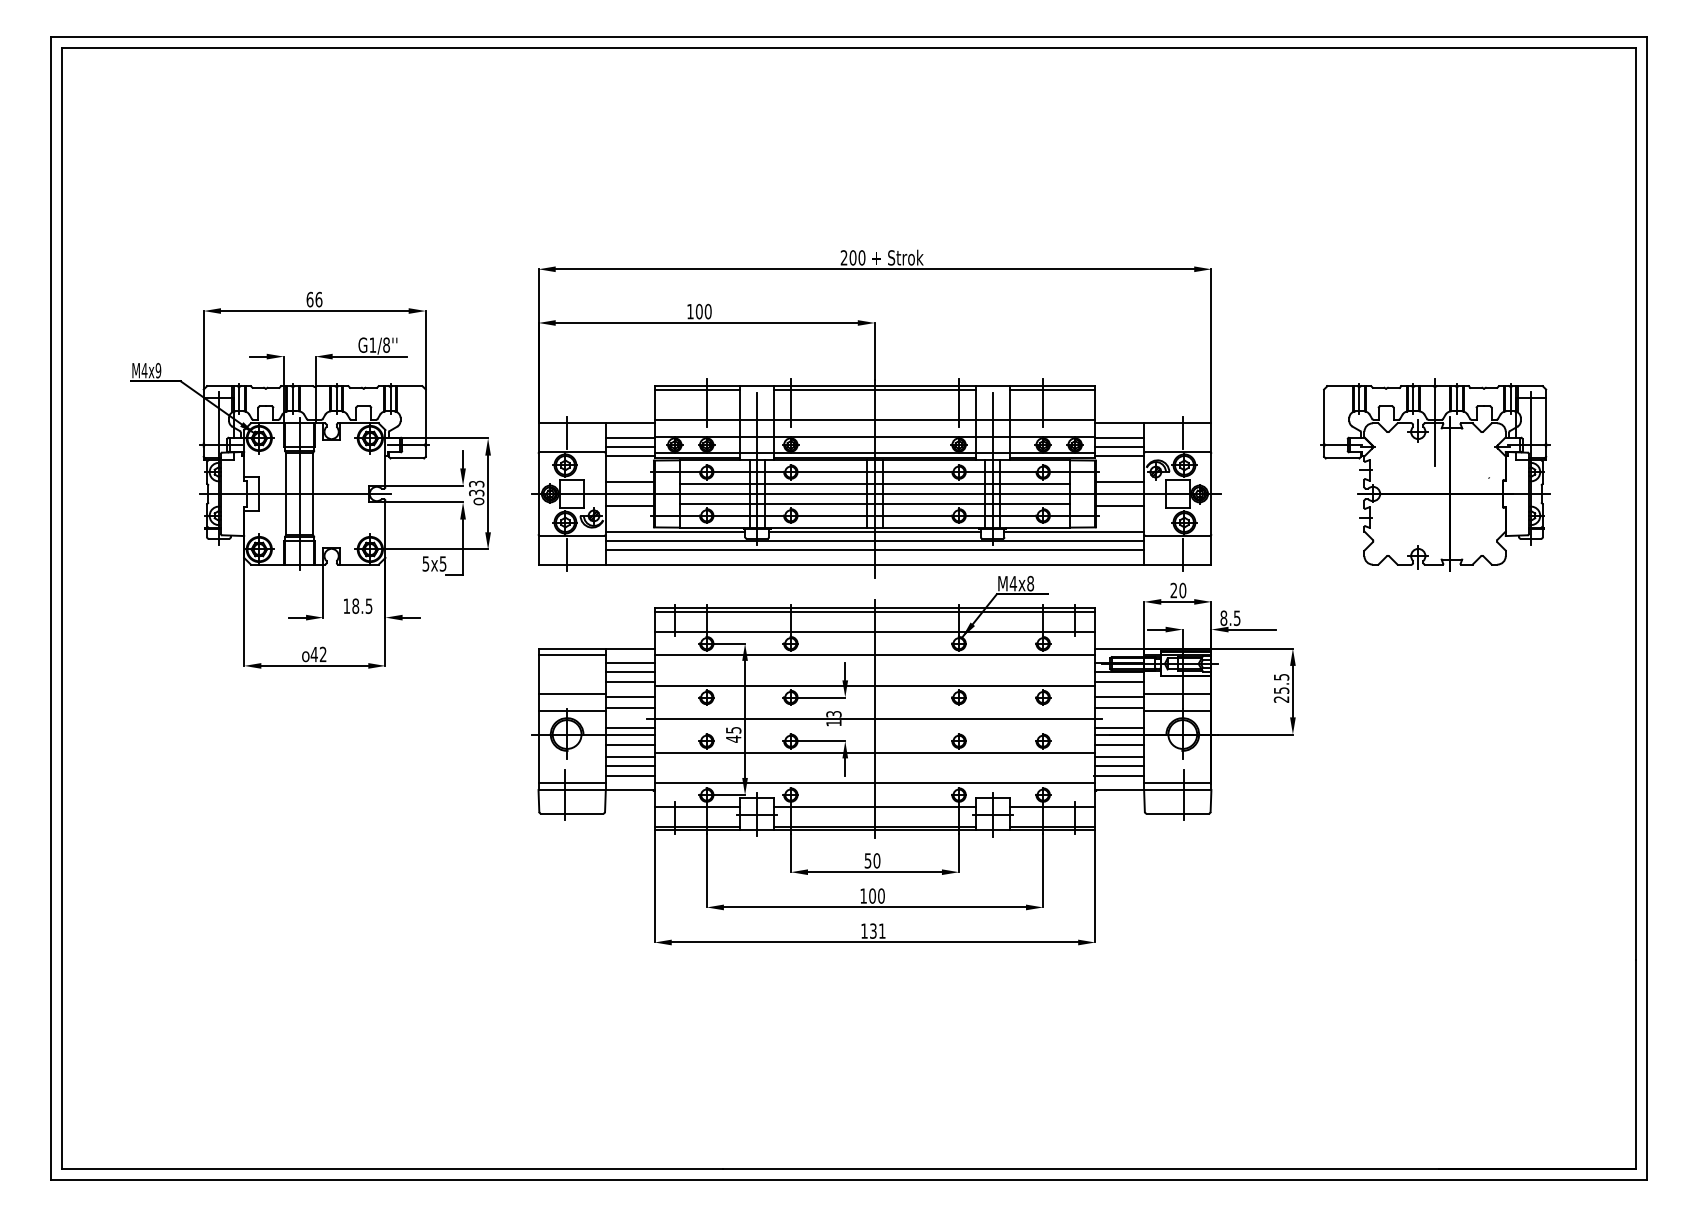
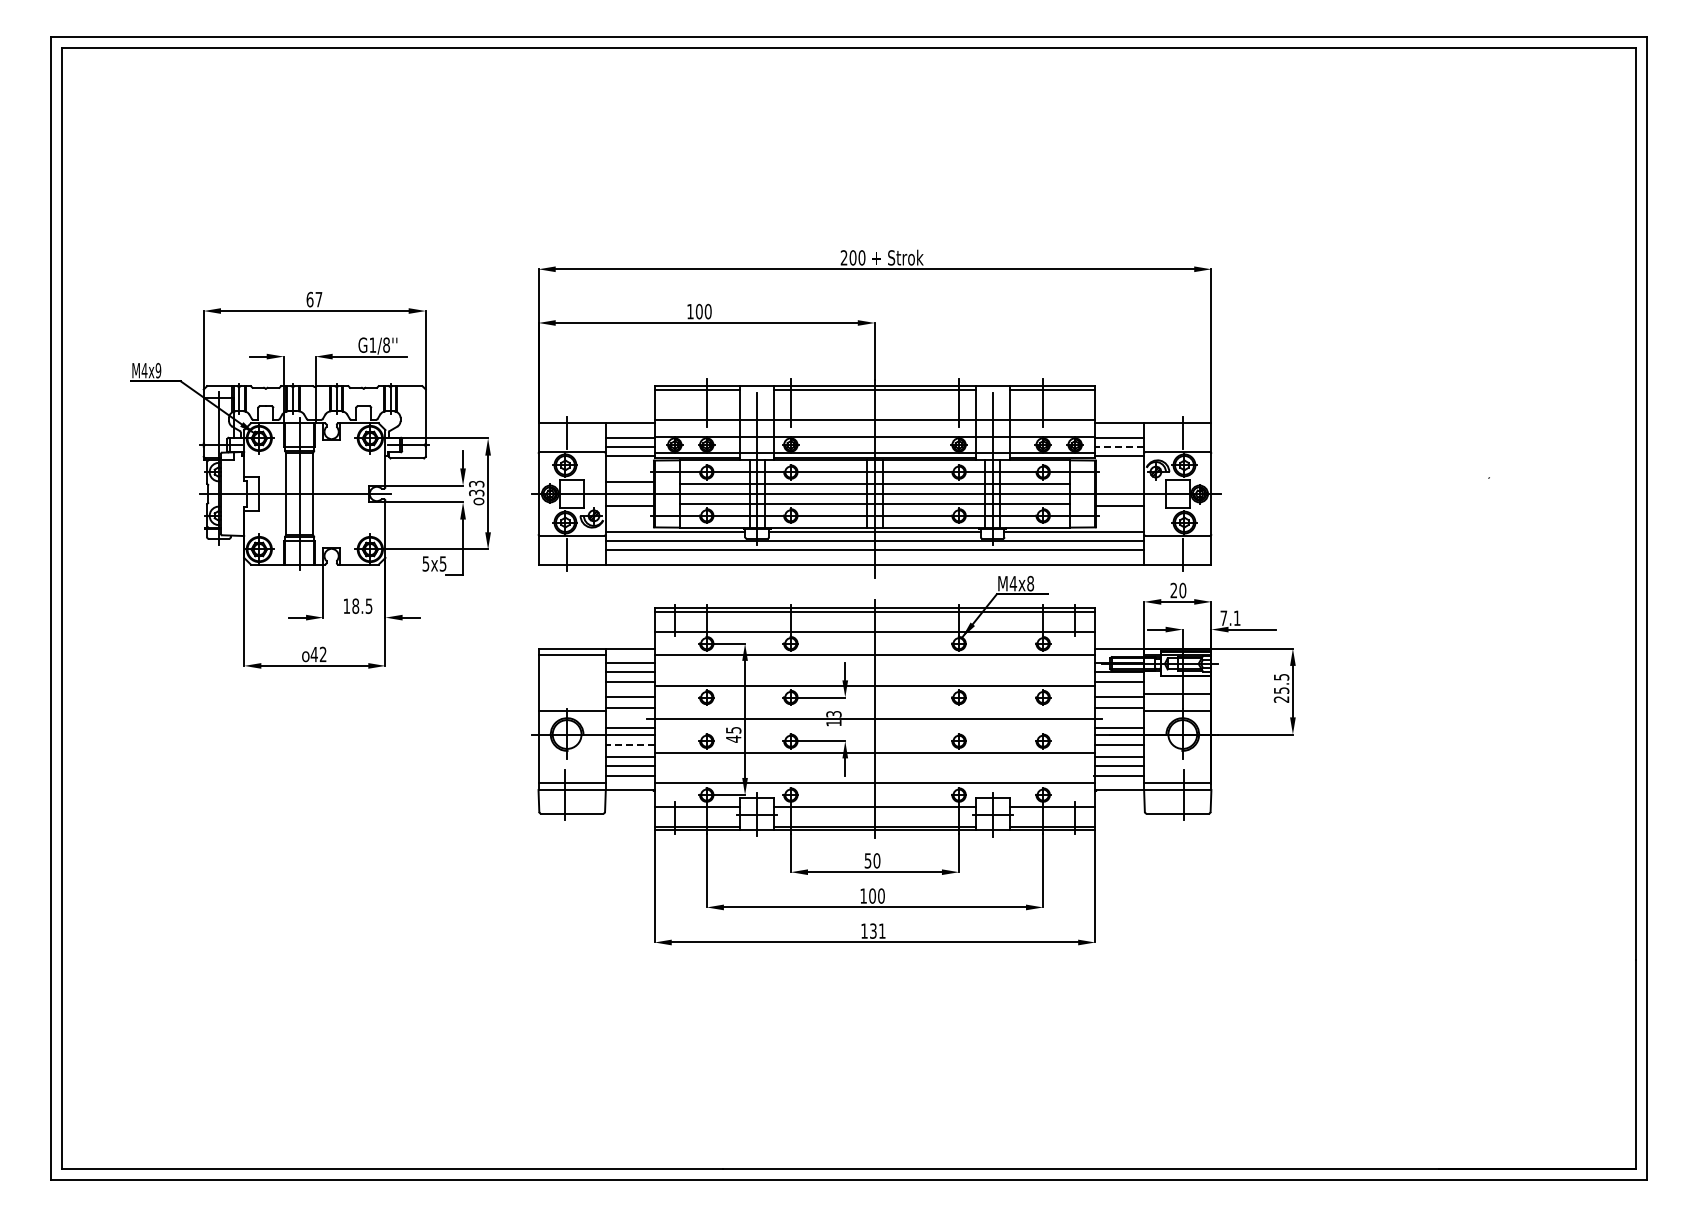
text: 66 -> 67 (318, 299)
line: solid -> dashed (1119, 446)
part: present -> none (1435, 474)
line: present -> none (1119, 481)
text: 8.5 -> 7.1 (1230, 618)
line: present -> none (571, 694)
line: solid -> dashed (629, 744)
